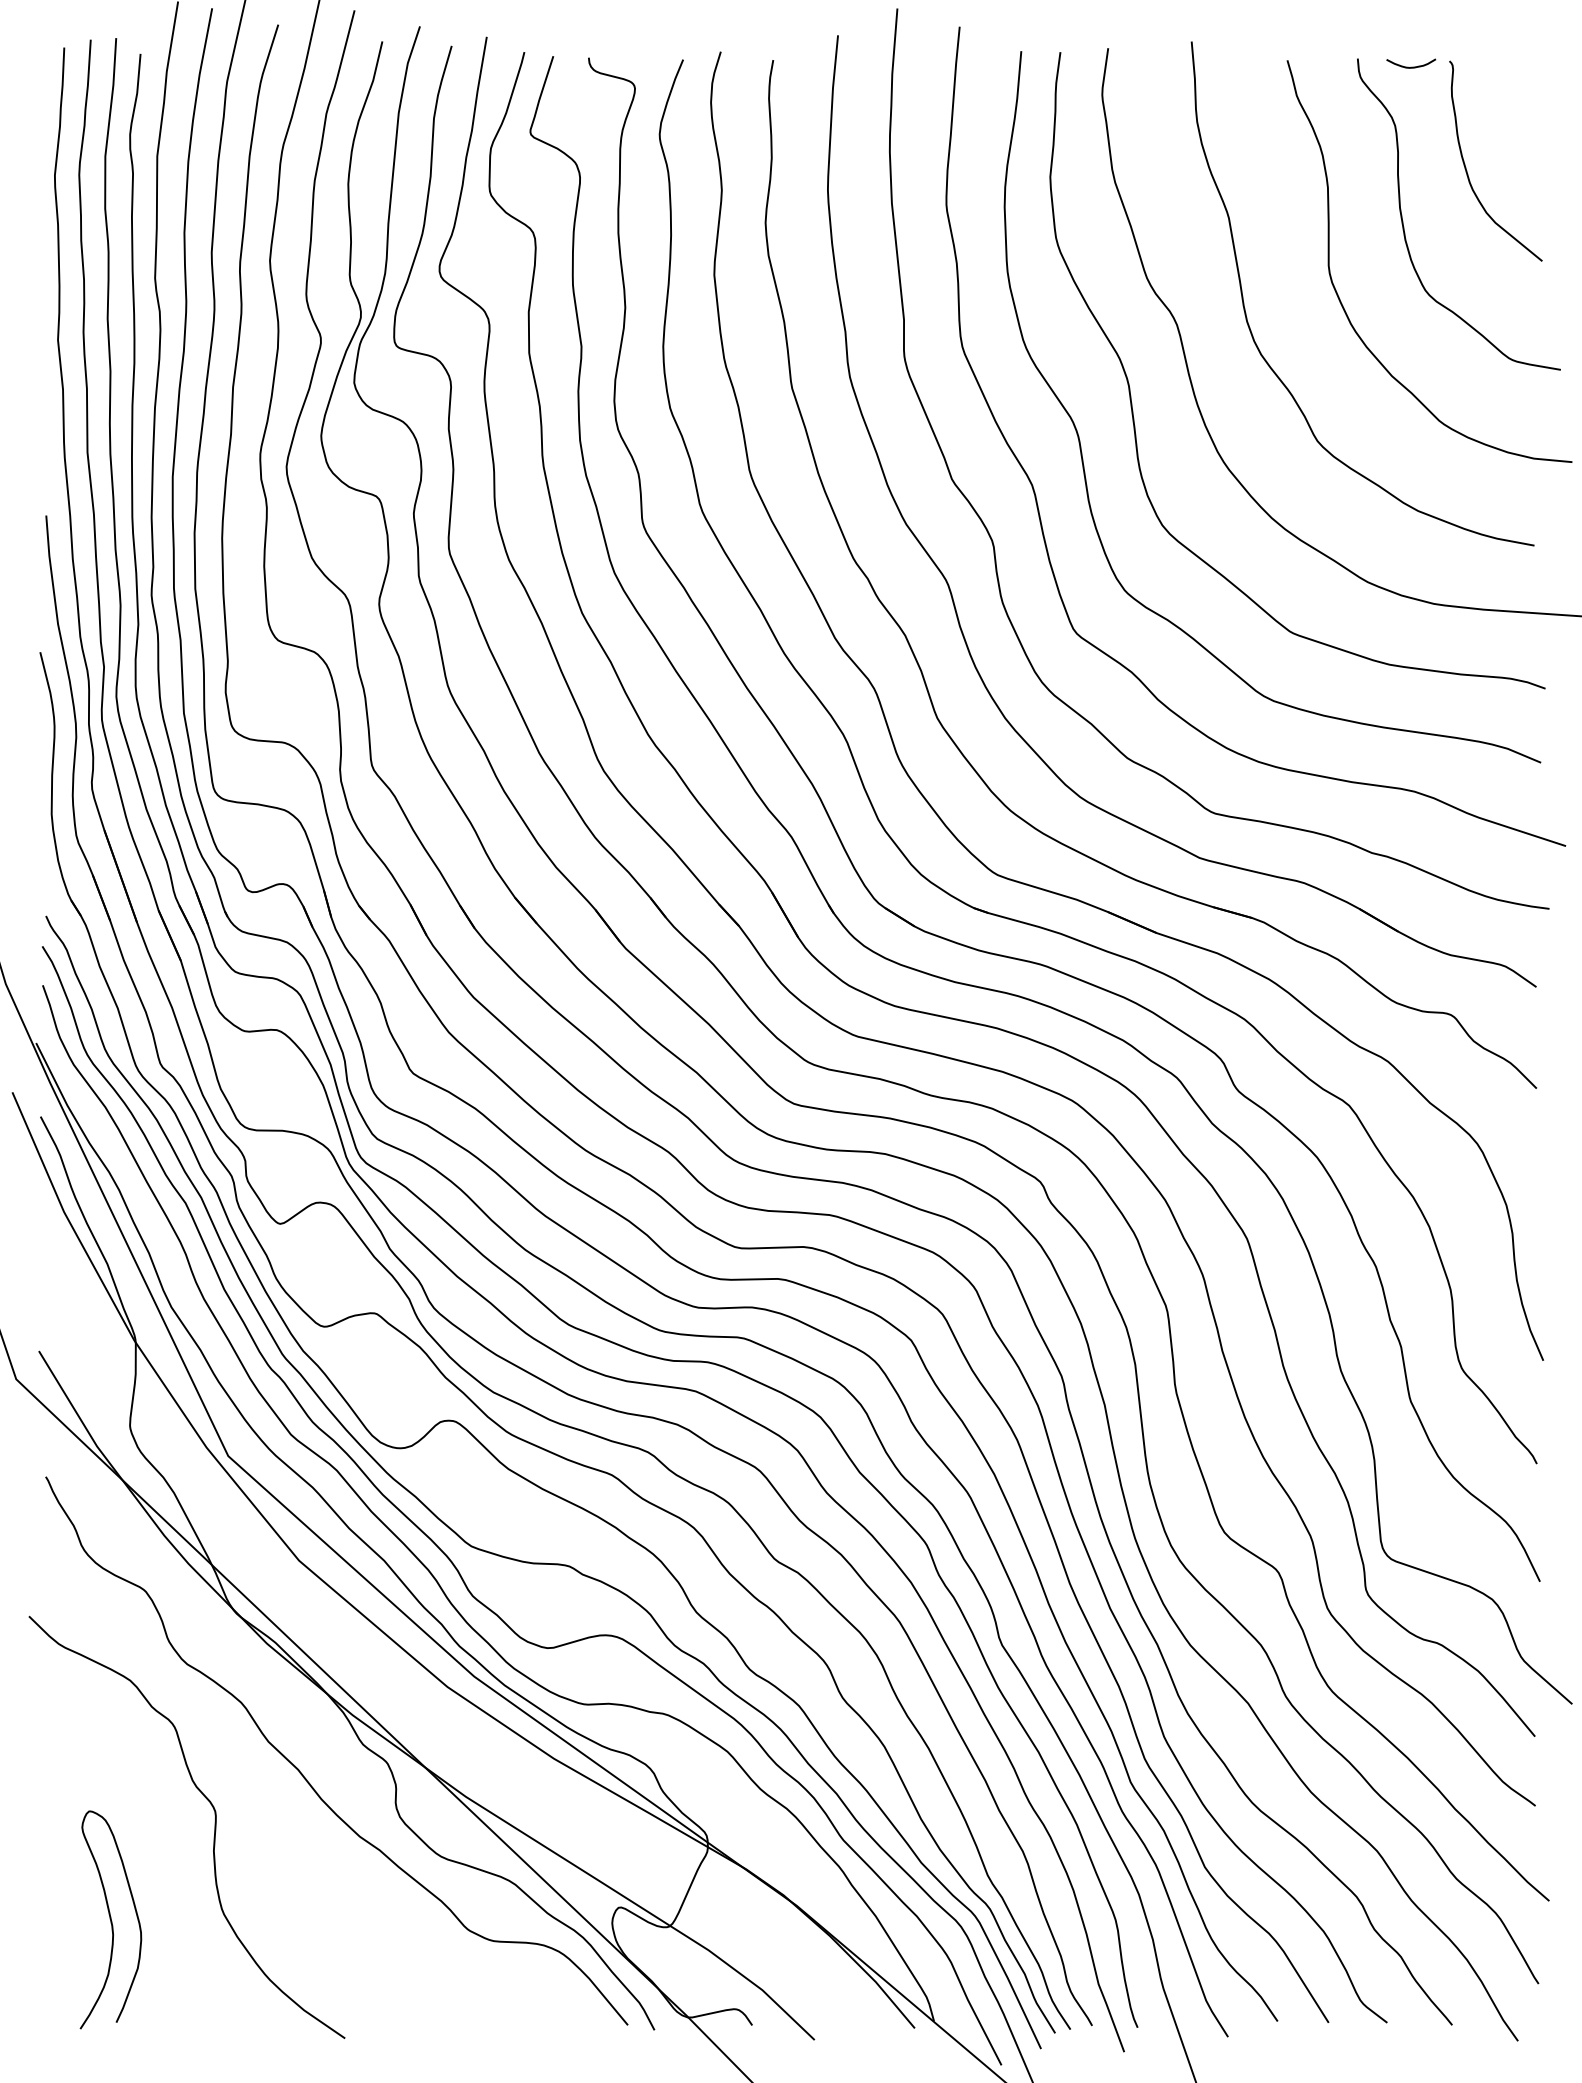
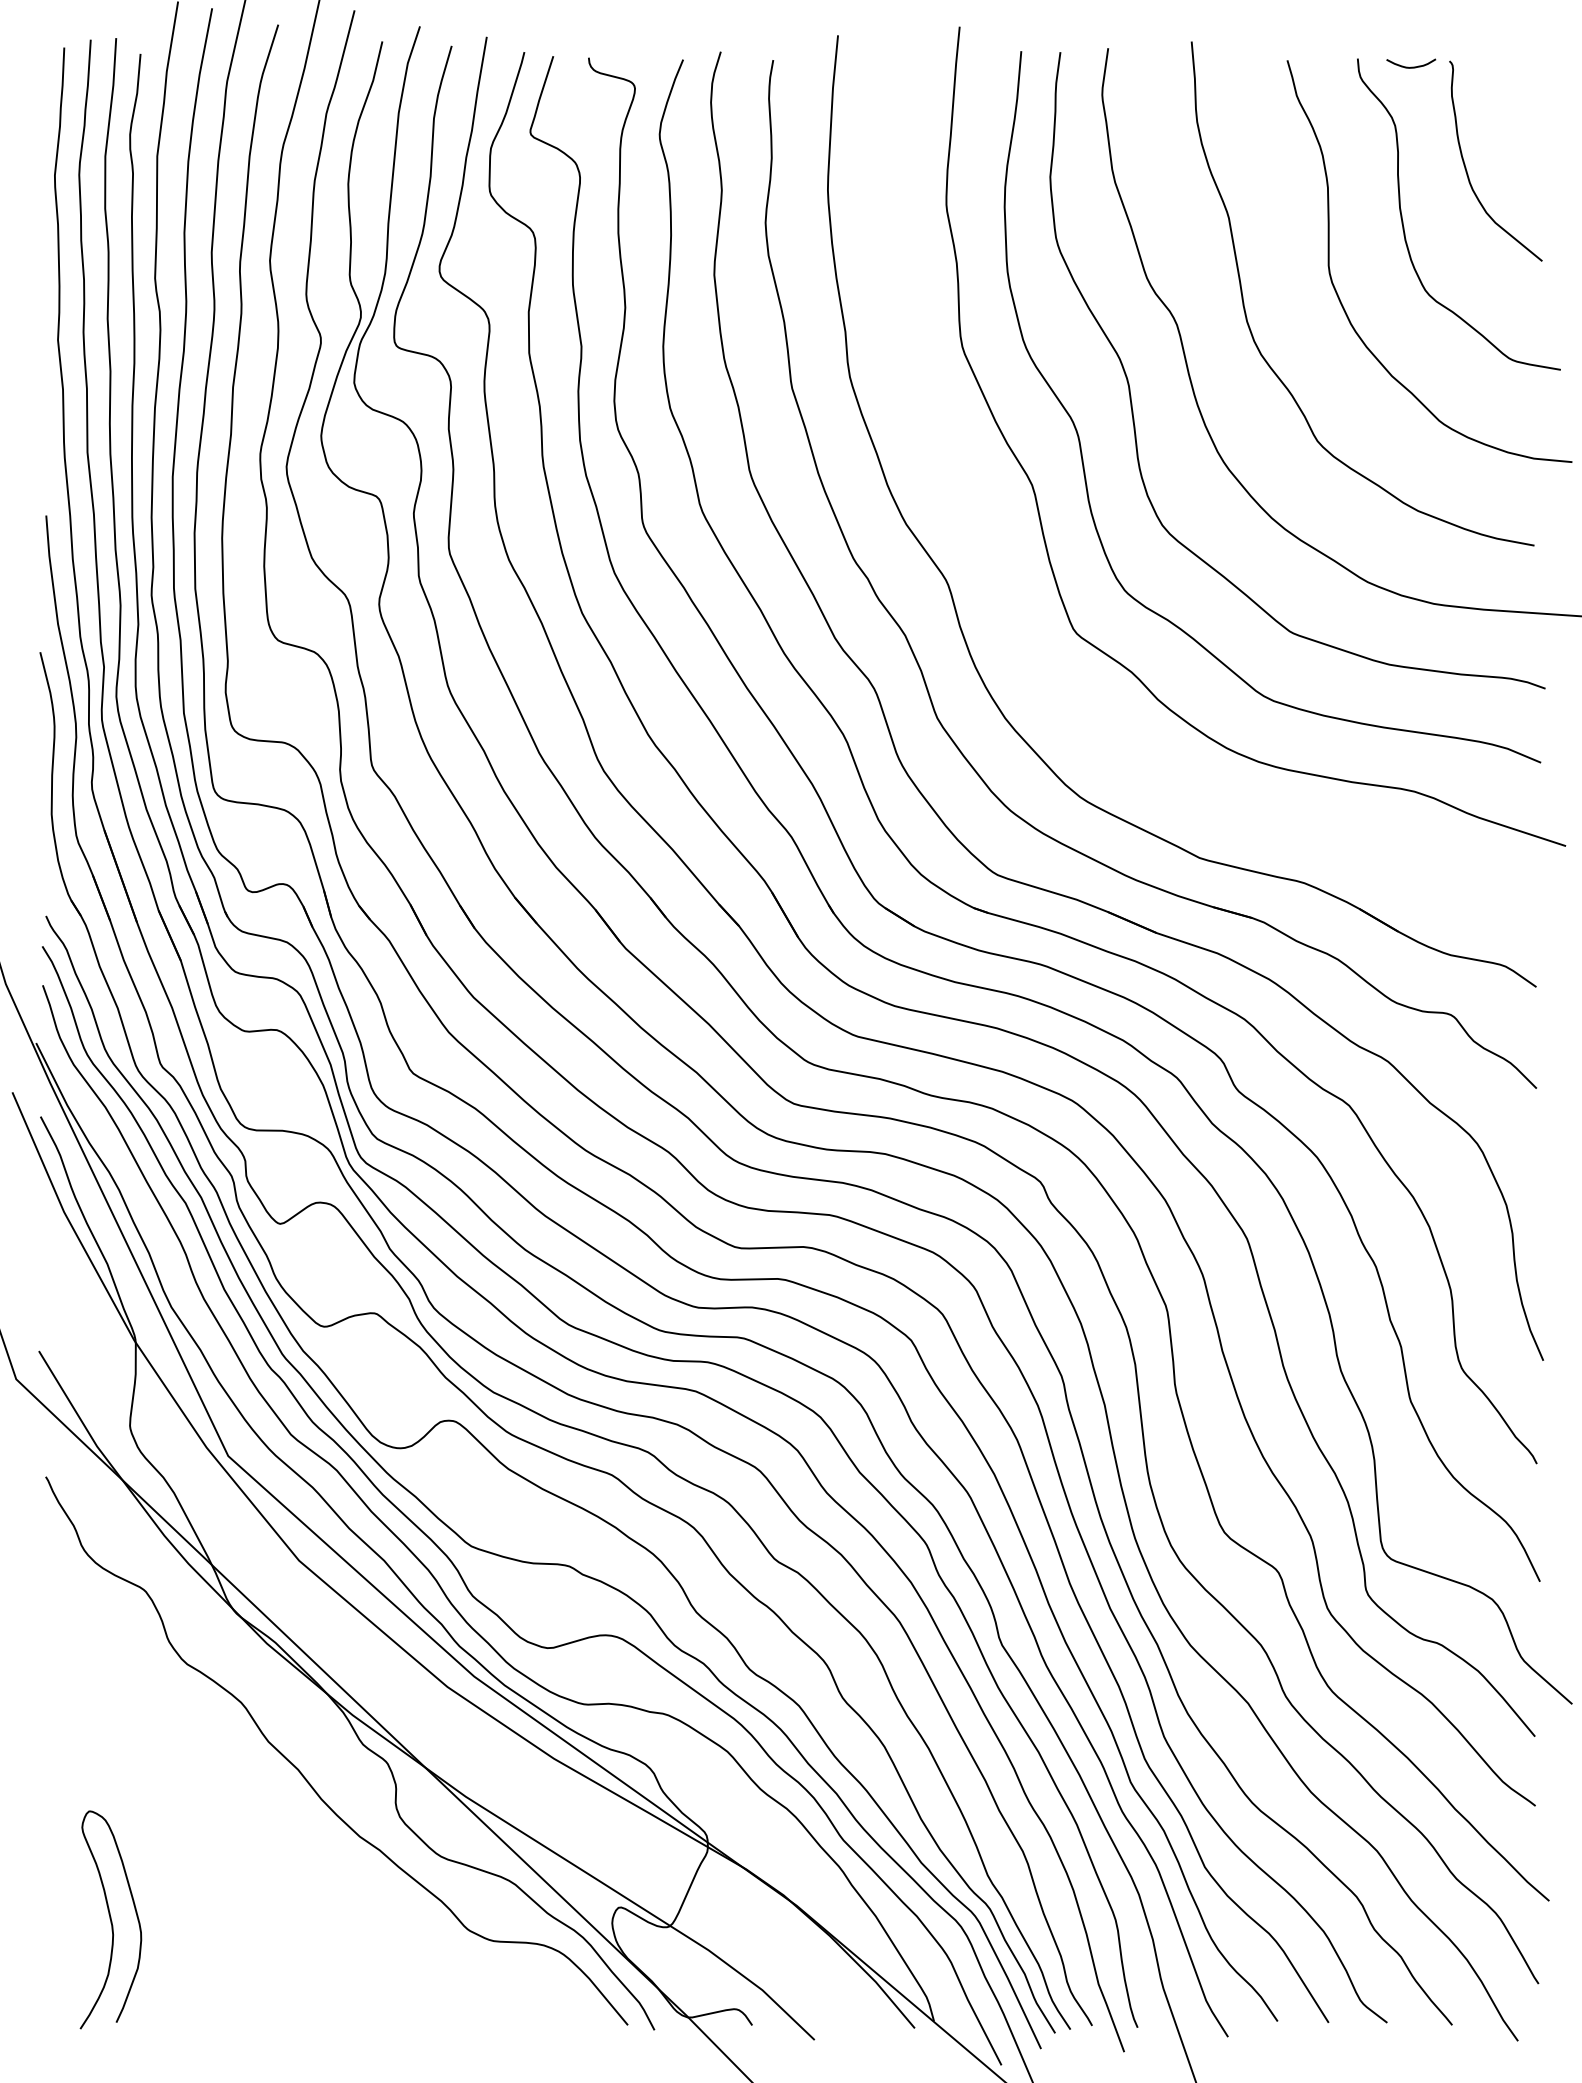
curve: present -> none (992, 538)
curve: present -> none (214, 1826)
